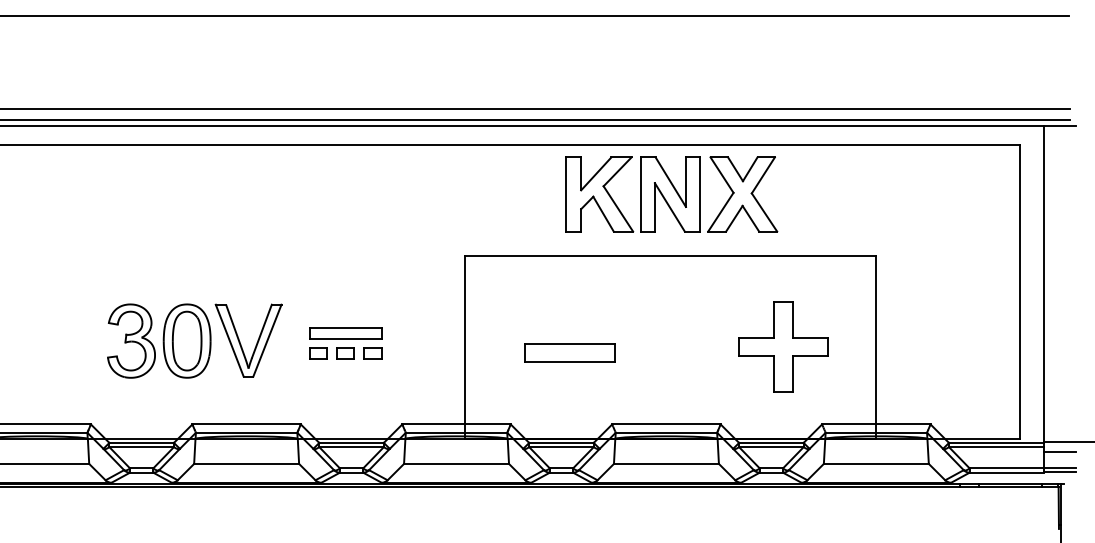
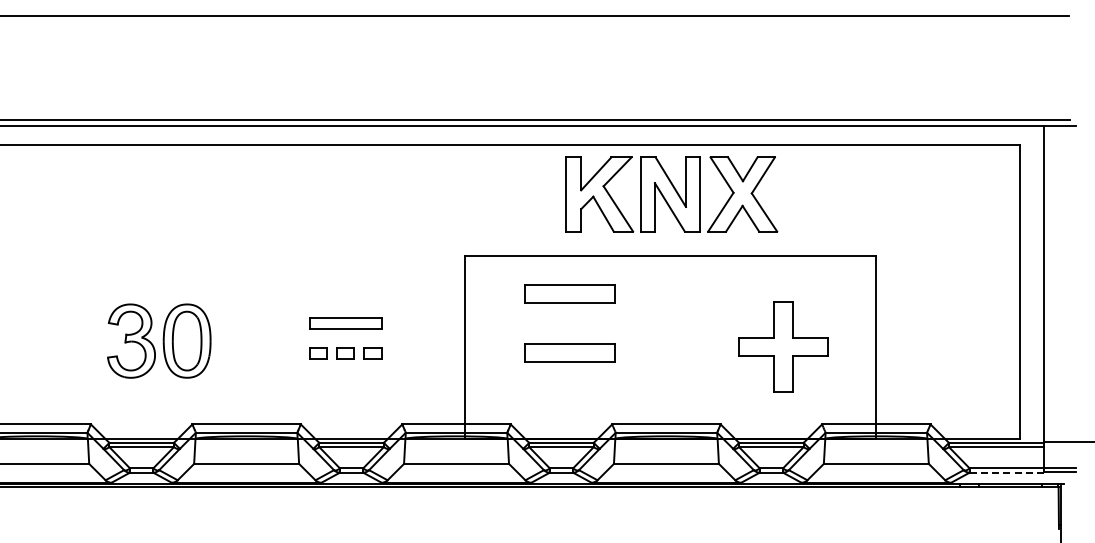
line: present -> none (535, 109)
part: none -> present (569, 293)
part position: (345, 333) -> (345, 323) (345, 323)
part: present -> none (240, 341)
line: present -> none (1060, 452)
line: solid -> dashed (1007, 472)
